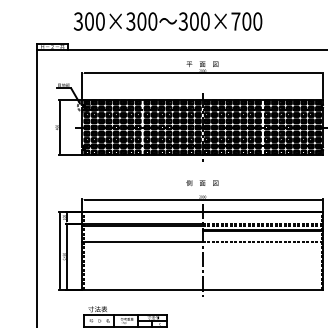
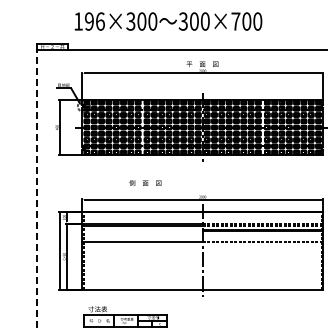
text: 300×300 -> 196×300 (88, 21)
text position: (202, 182) -> (145, 182) (145, 182)
line: solid -> dashed (37, 189)
